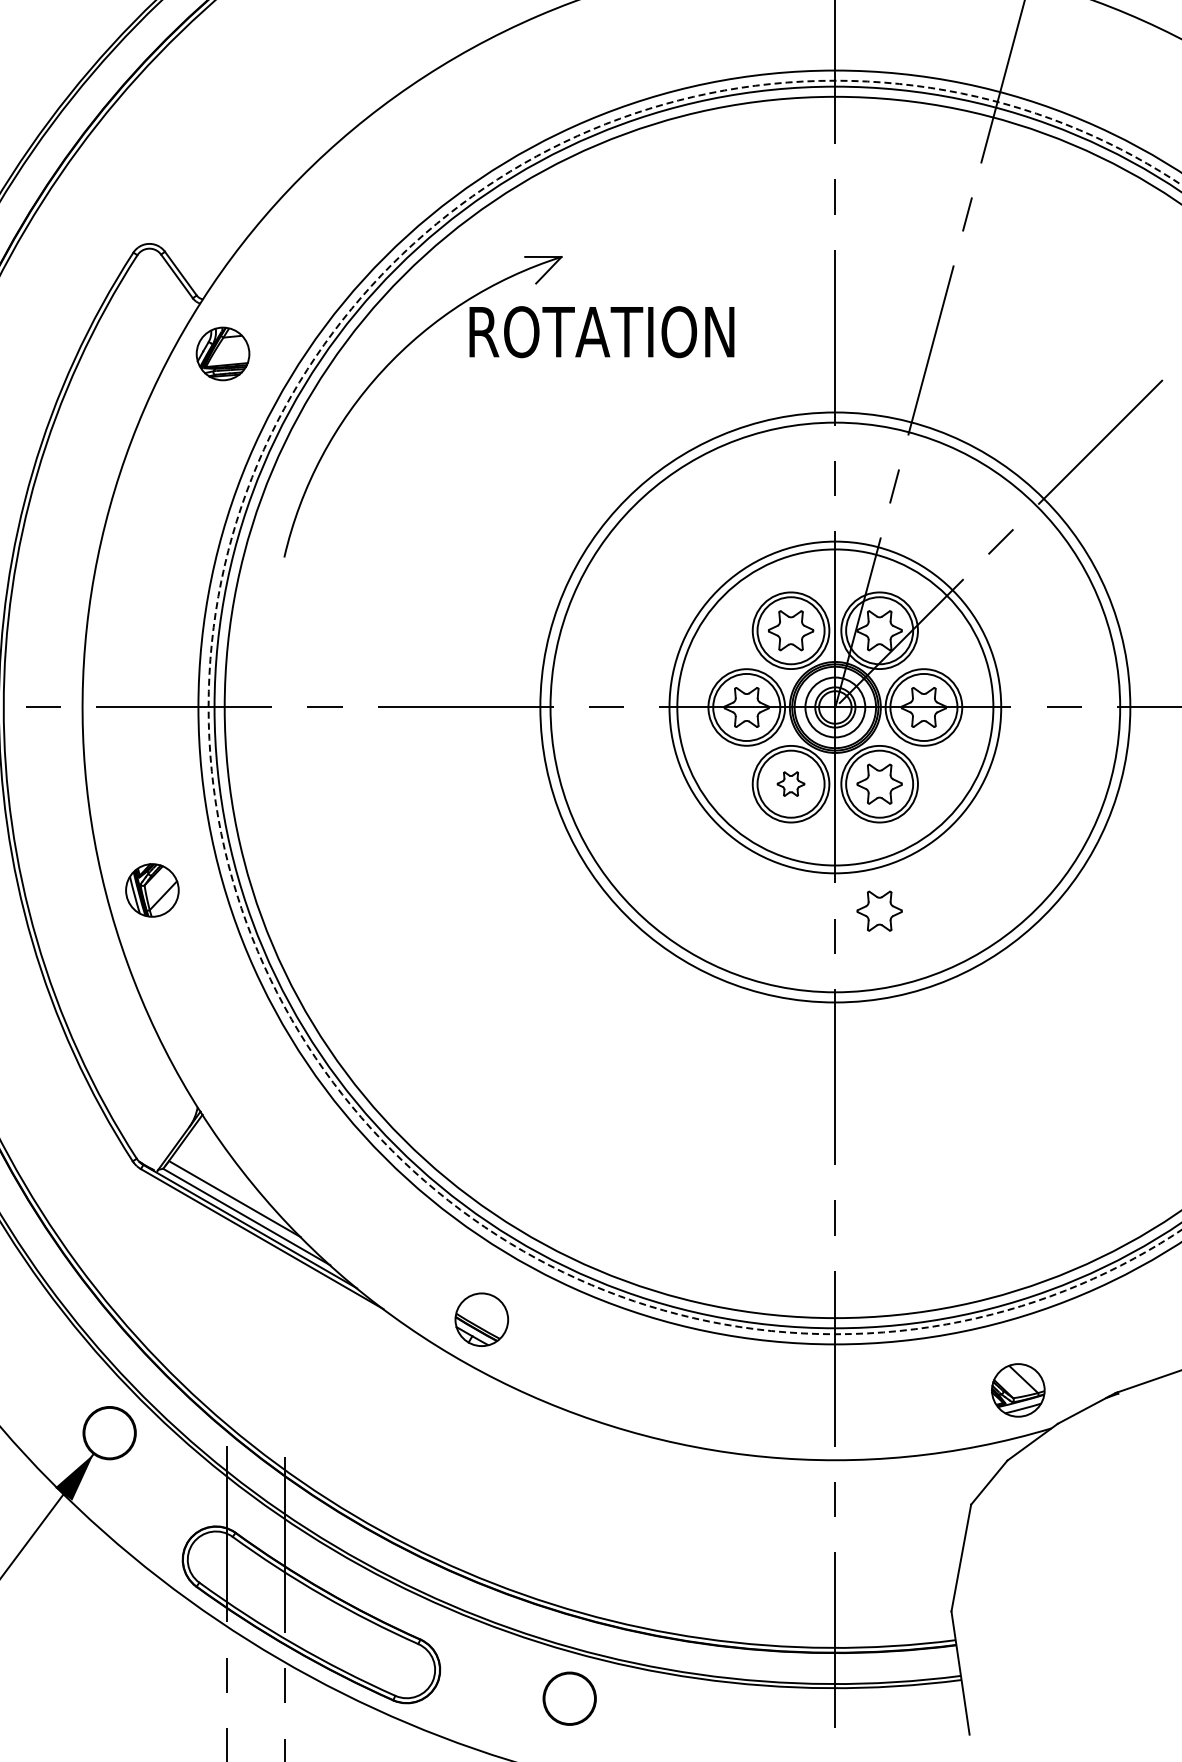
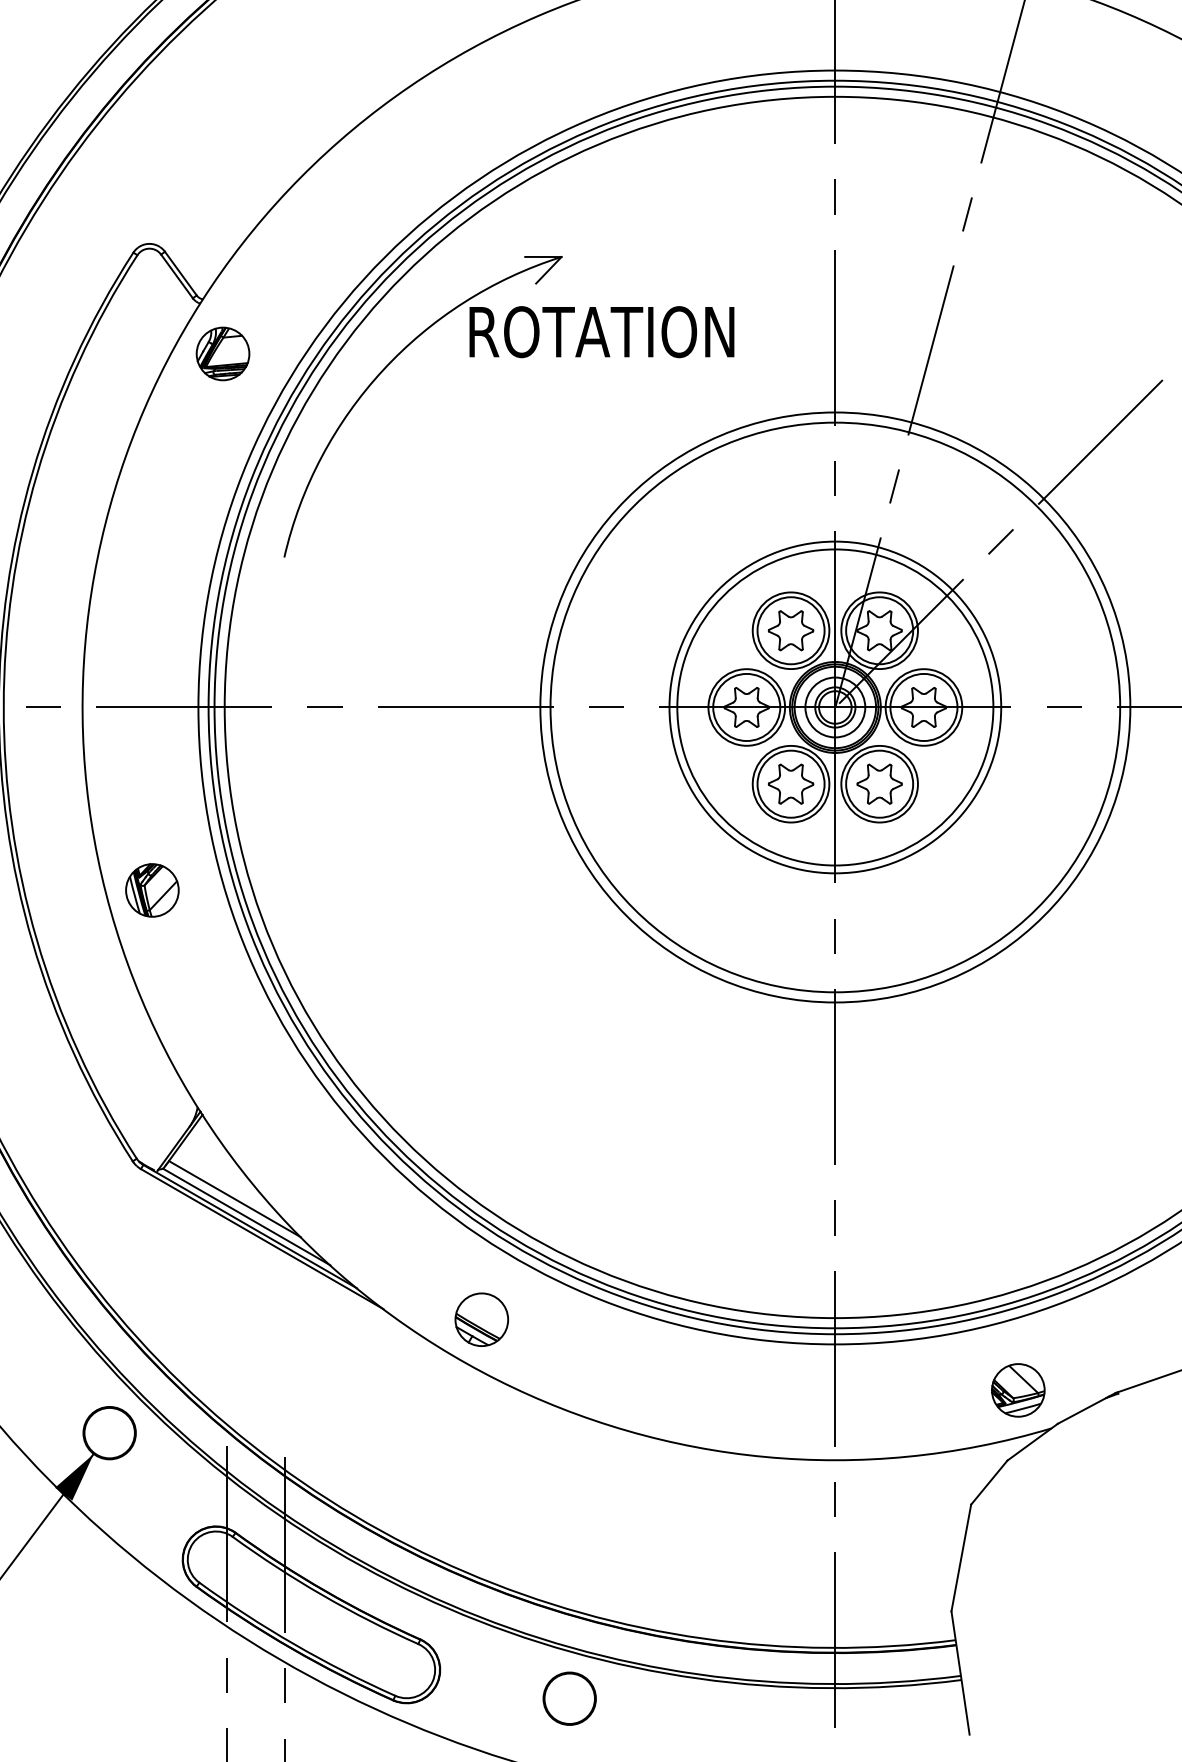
circle: dashed -> solid (694, 707)
part size: 30x26 px -> 48x42 px (790, 783)
part: present -> none (879, 910)
